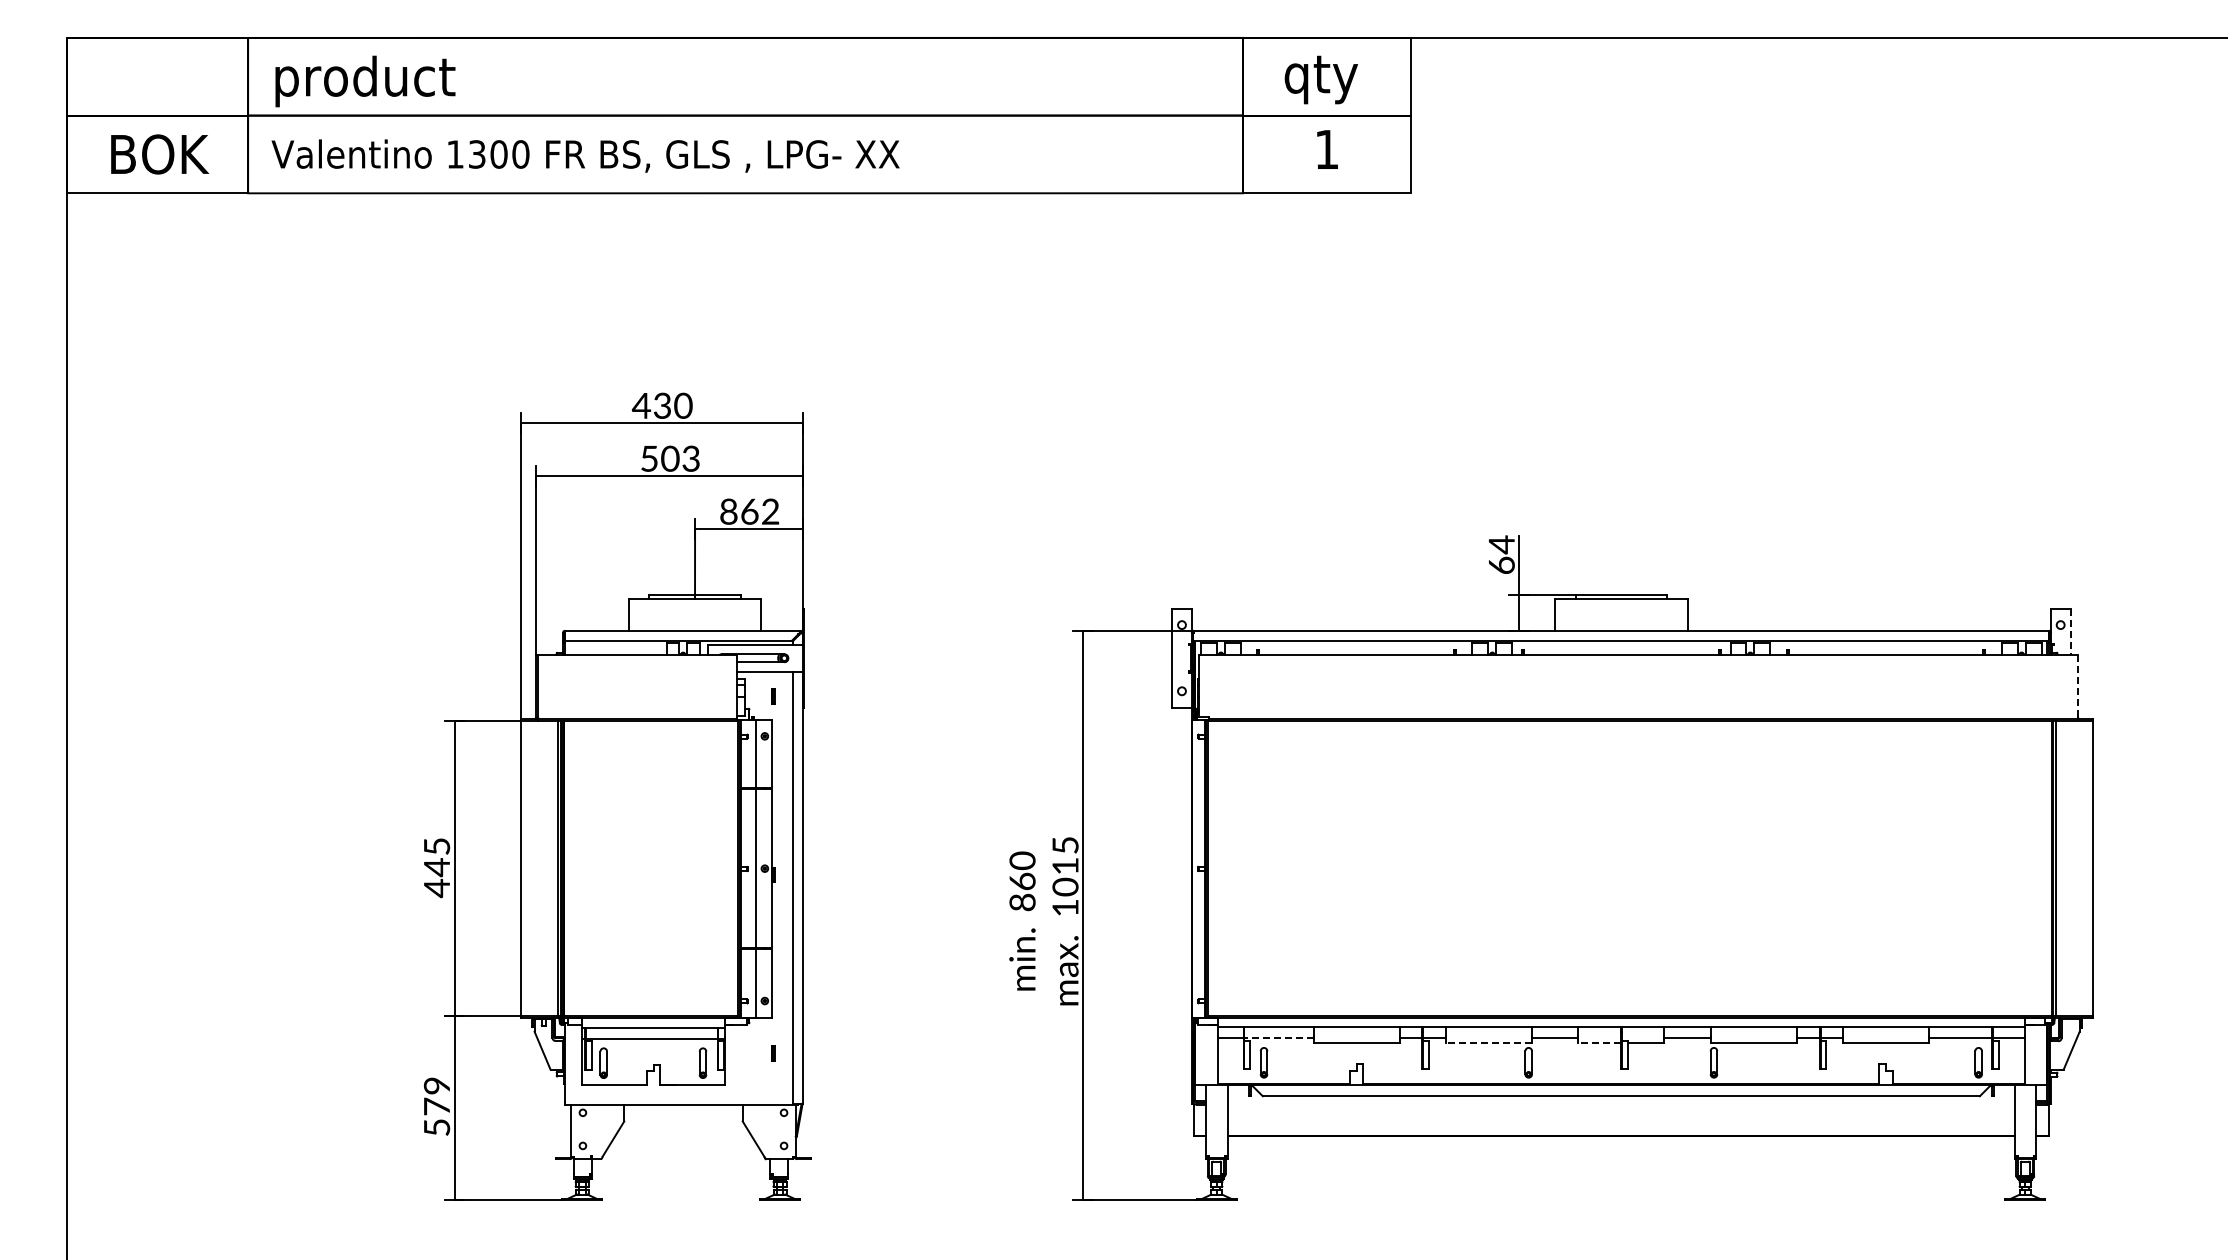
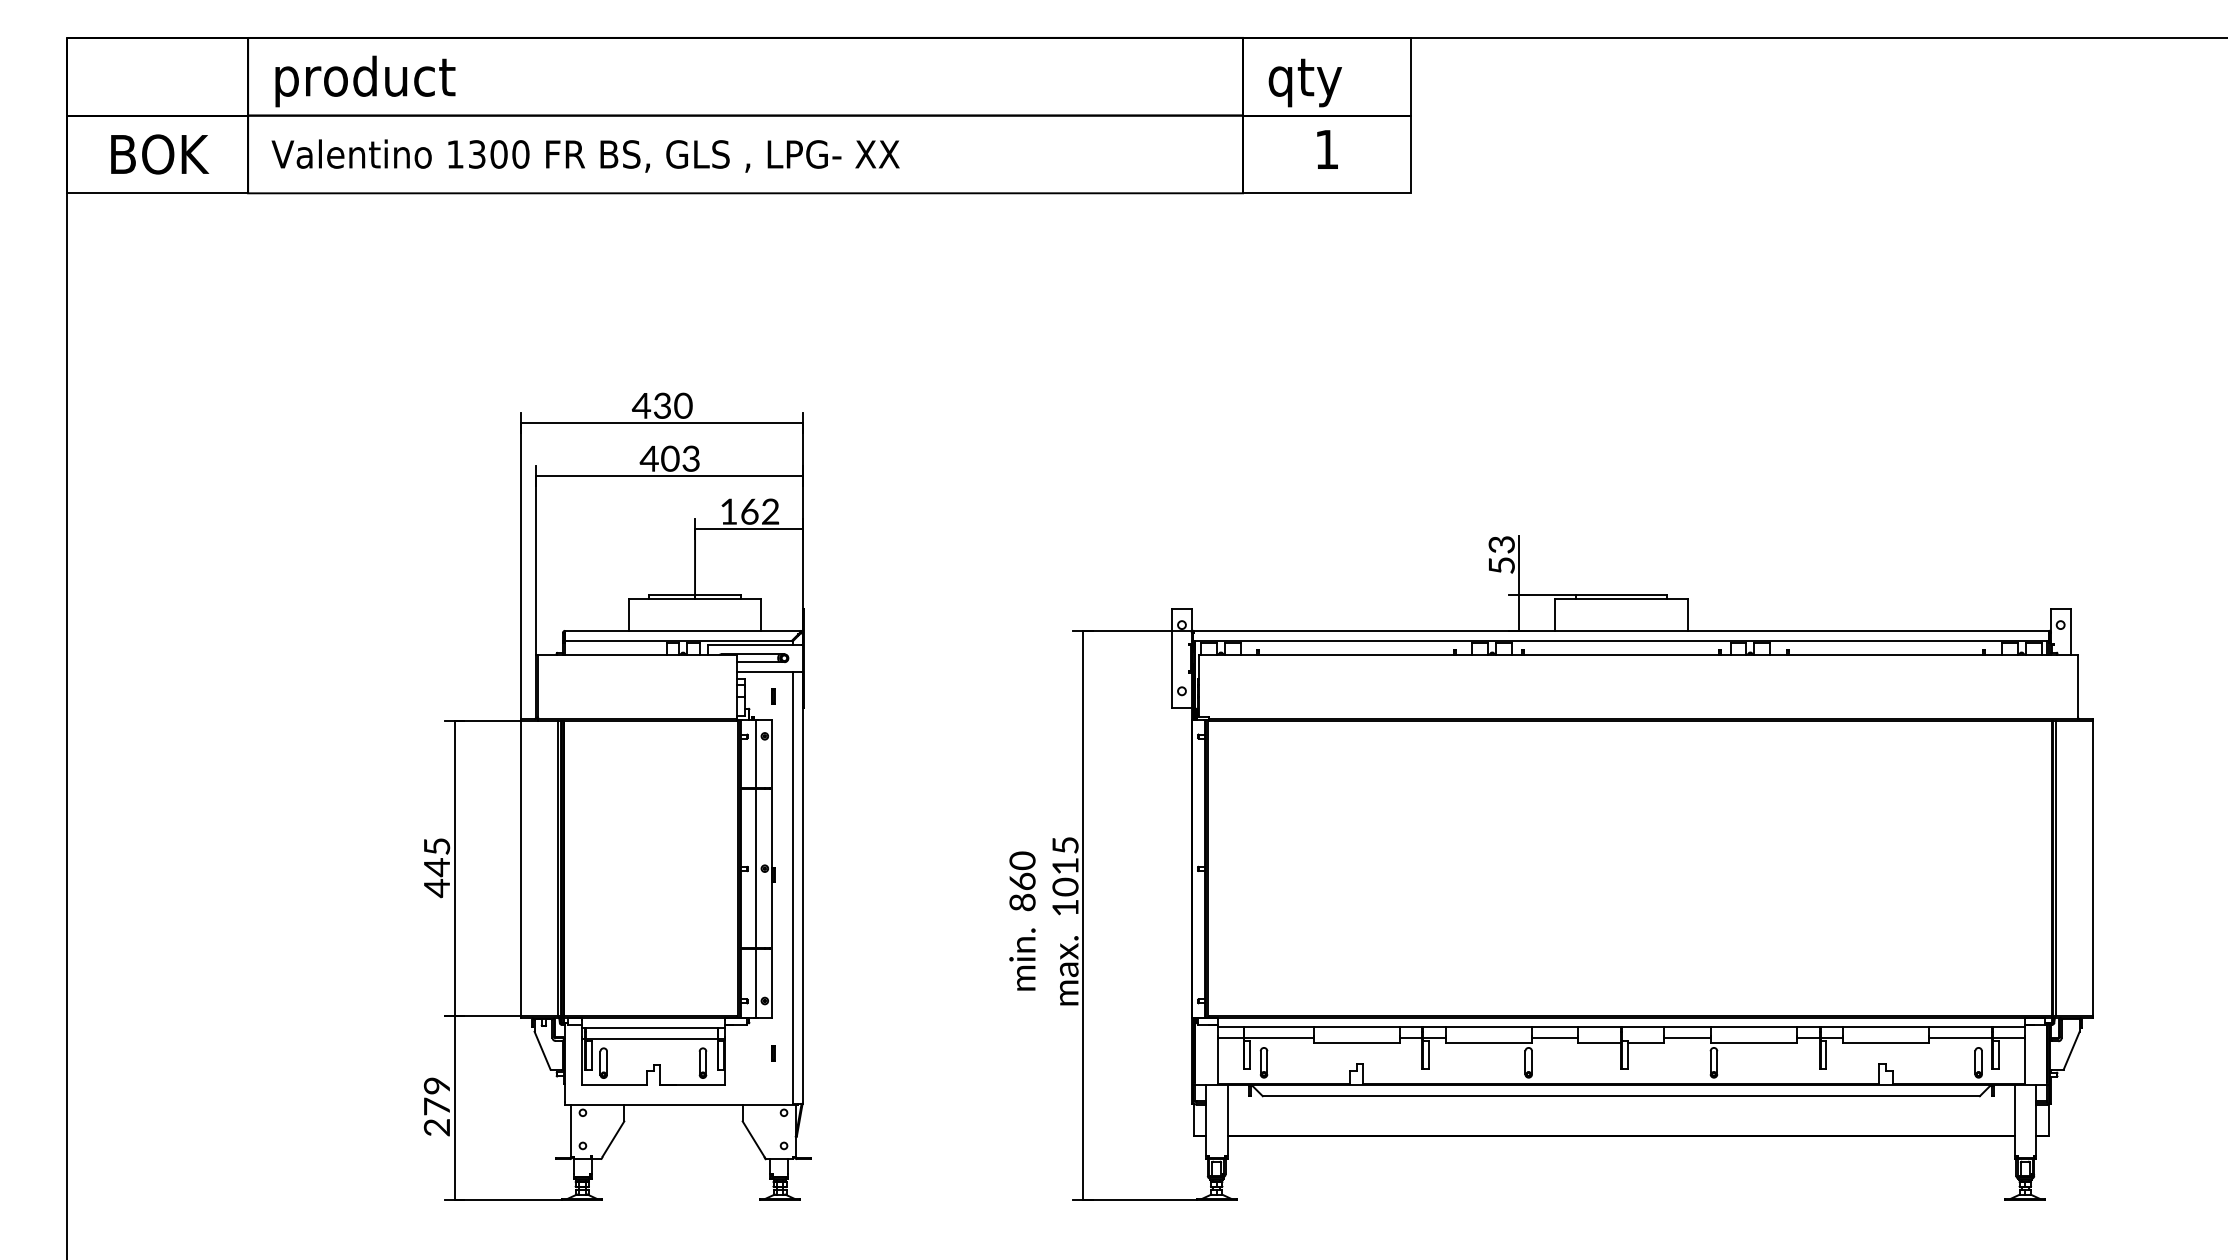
text position: (1320, 79) -> (1304, 82) (1304, 82)
text: 503 -> 403 (648, 458)
text: 862 -> 162 (728, 511)
text: 64 -> 53 (1501, 554)
line: dashed -> solid (2070, 632)
line: dashed -> solid (2077, 686)
line: dashed -> solid (1278, 1038)
line: dashed -> solid (1488, 1042)
line: dashed -> solid (1599, 1042)
text: 579 -> 279 (436, 1127)
